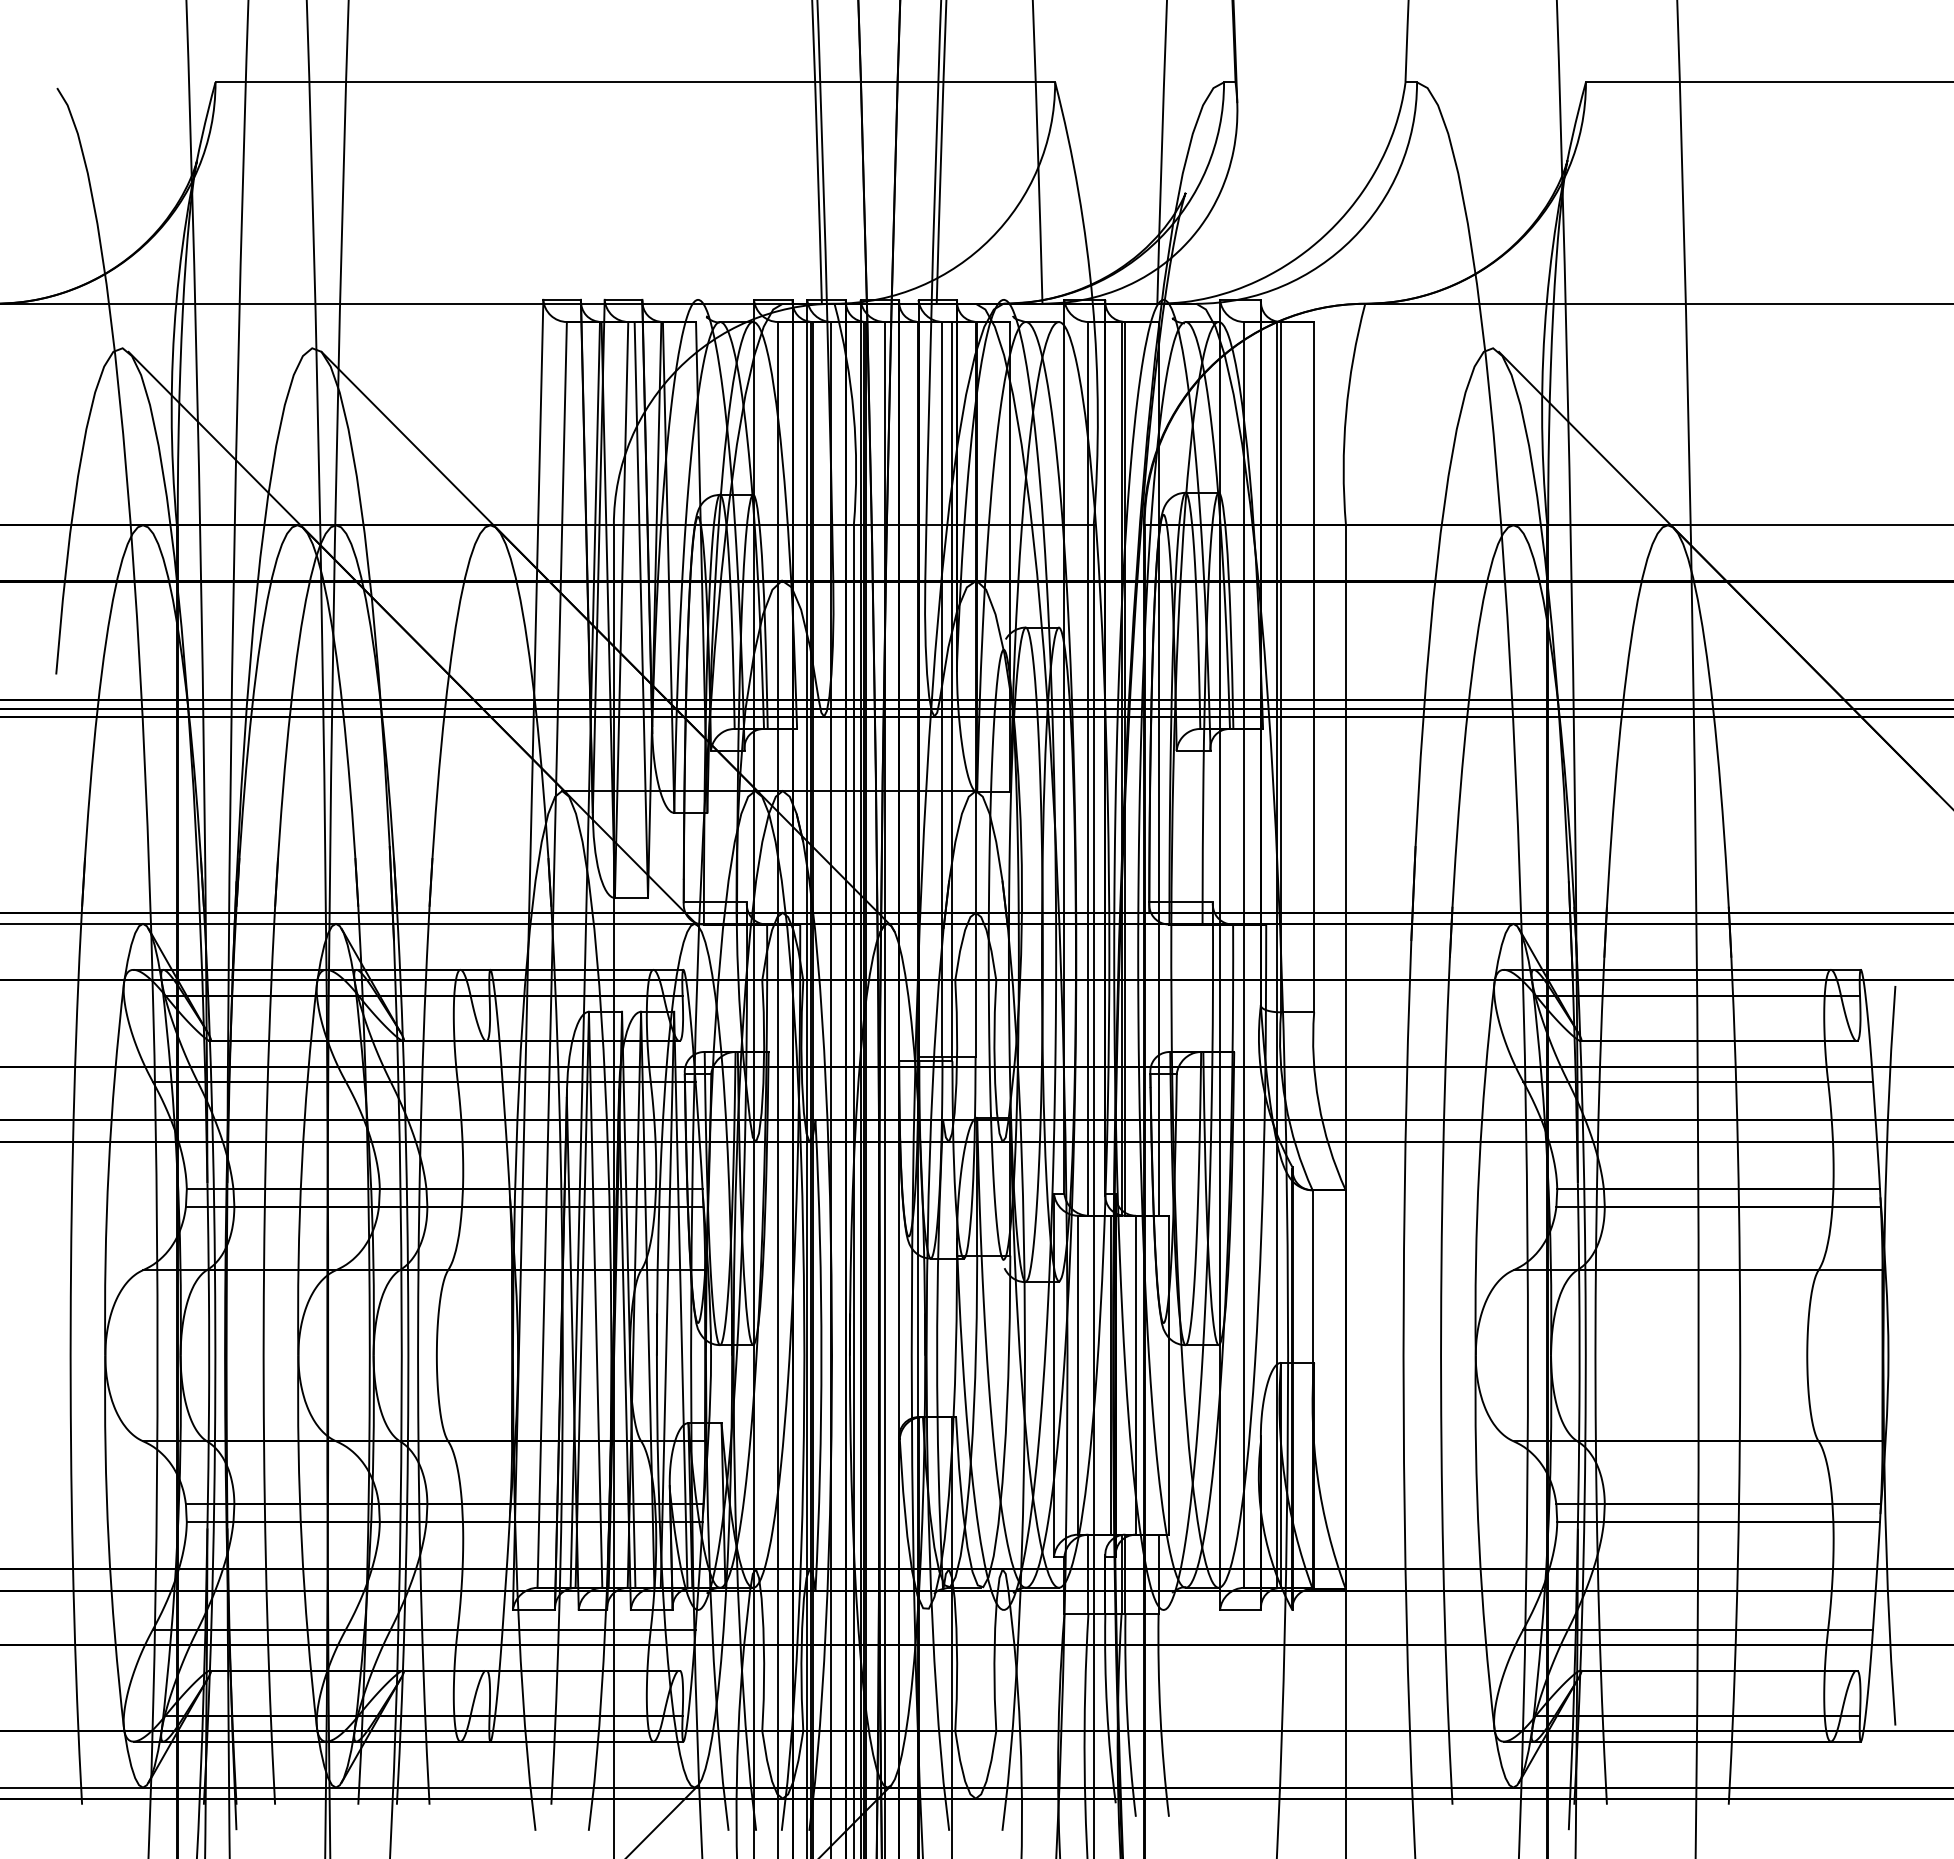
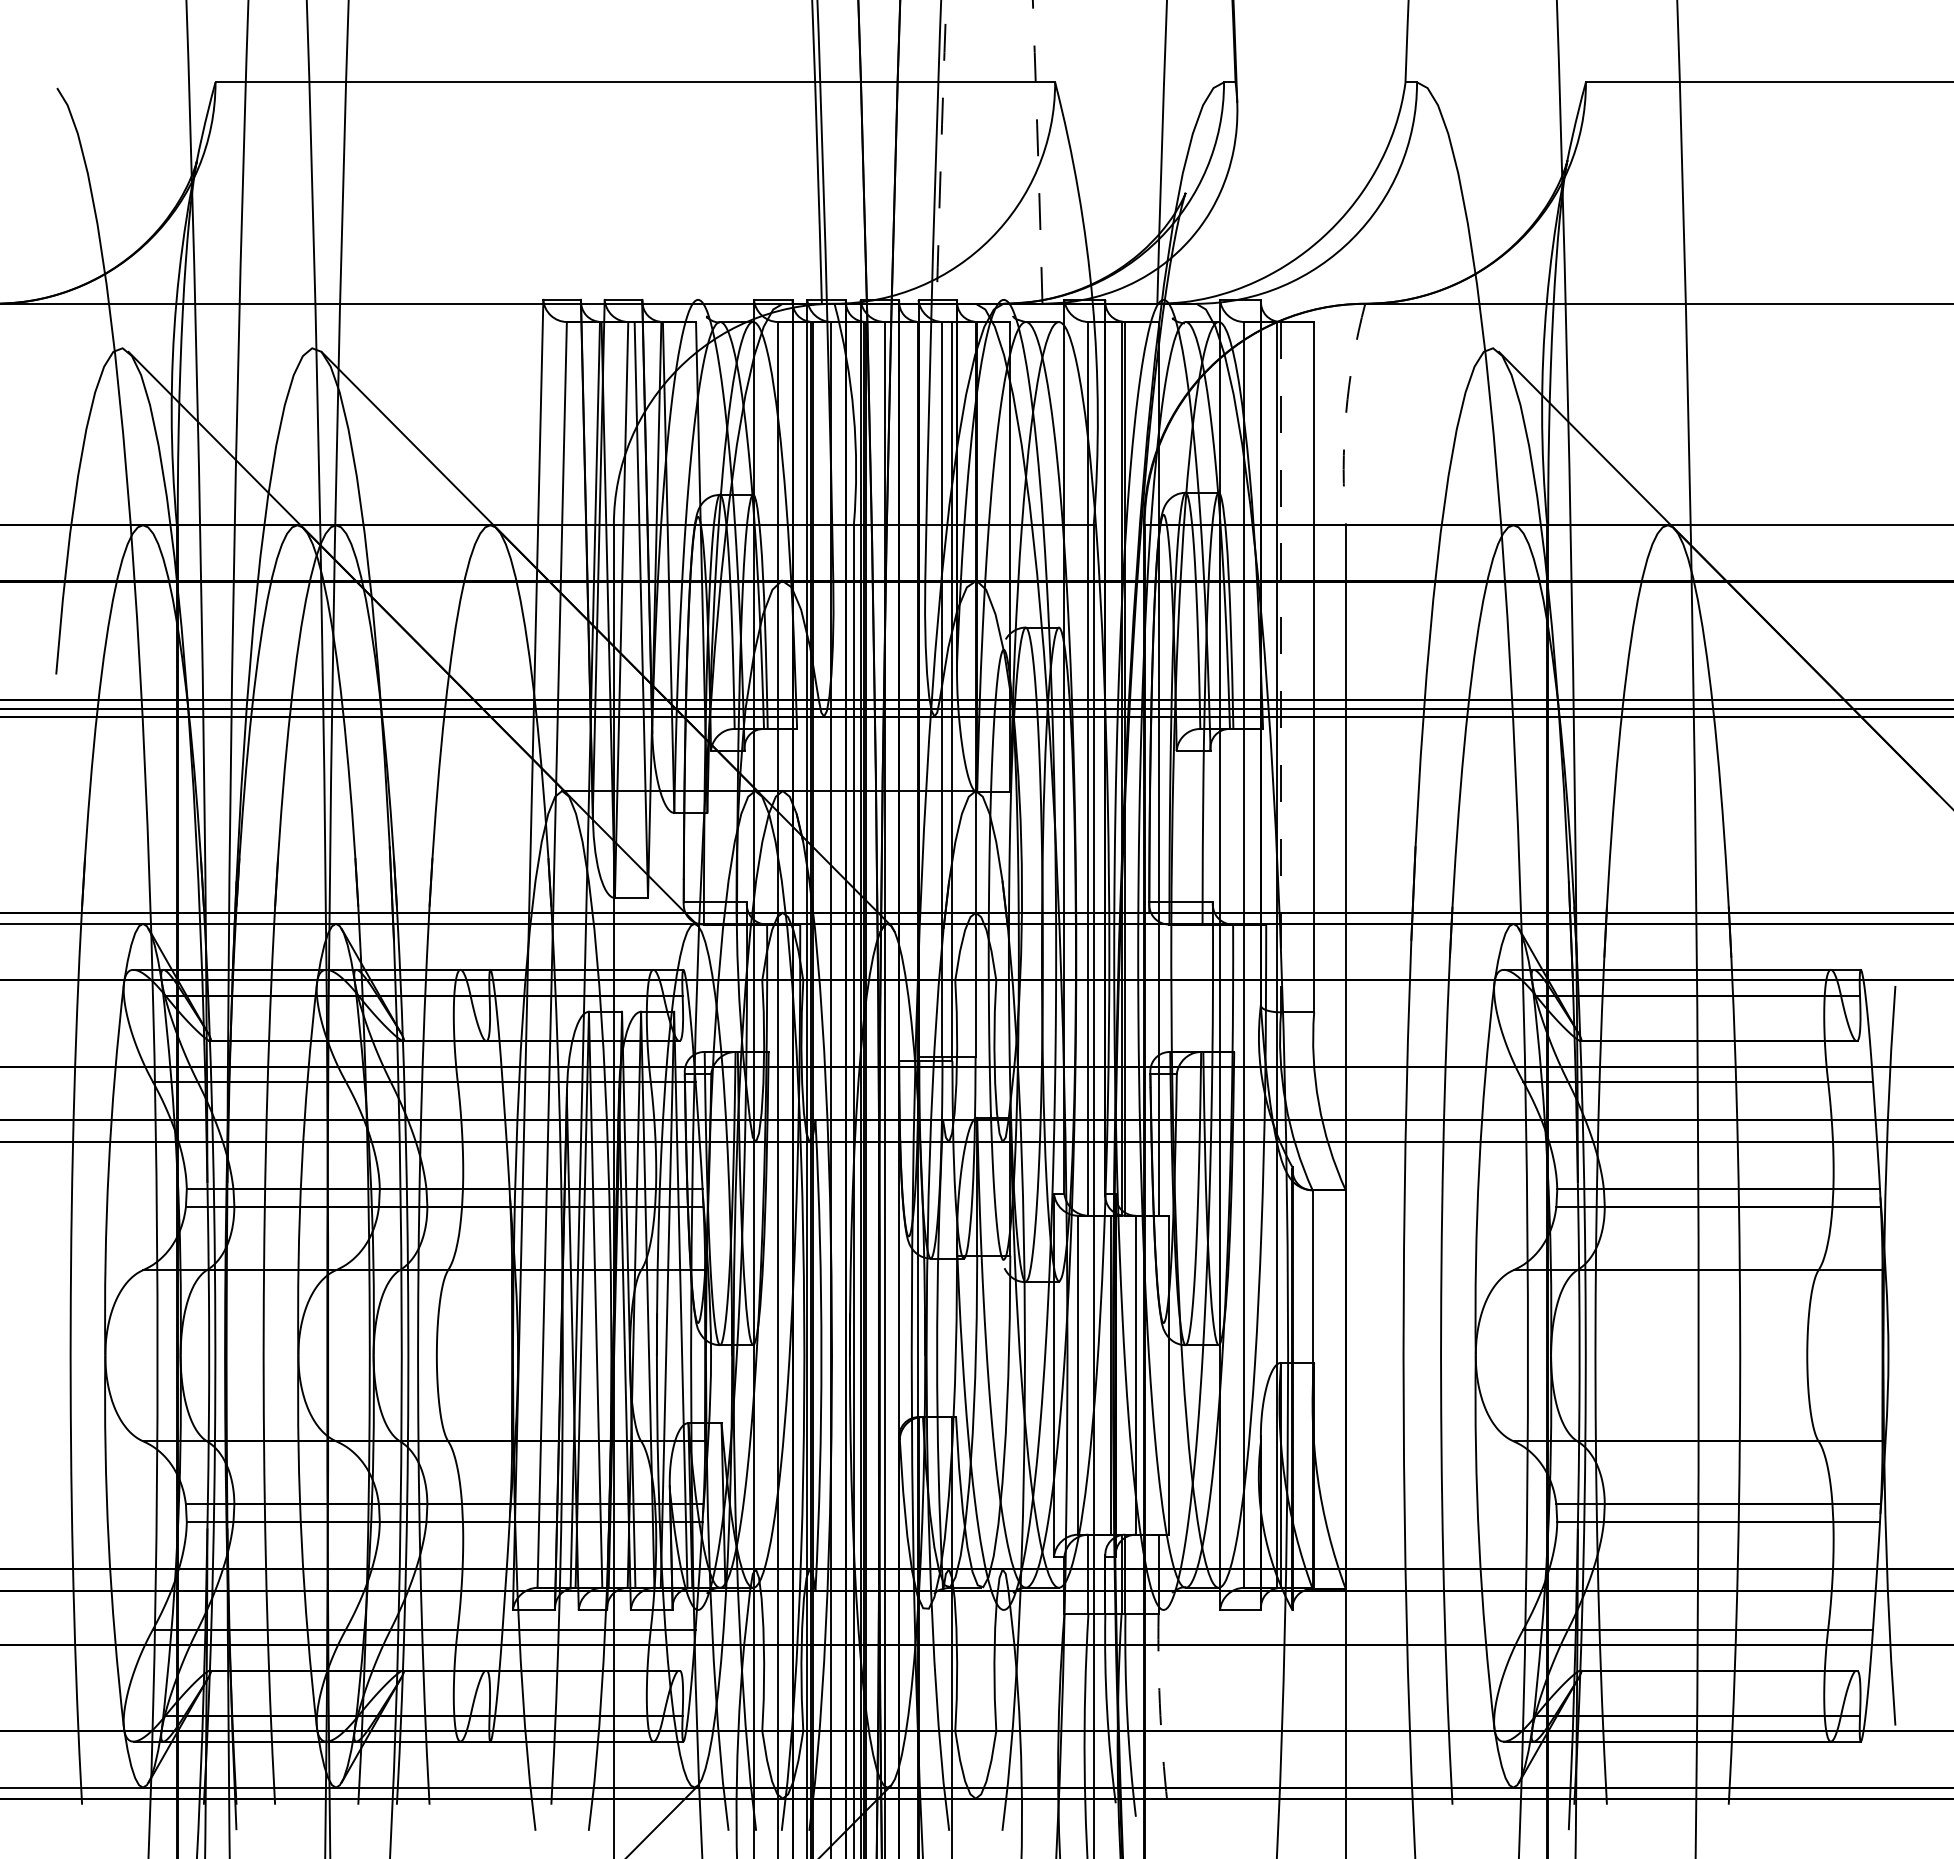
arc: solid -> dashed (941, 152)
arc: solid -> dashed (1038, 152)
arc: solid -> dashed (1346, 413)
line: solid -> dashed (1281, 667)
arc: solid -> dashed (1160, 1715)
